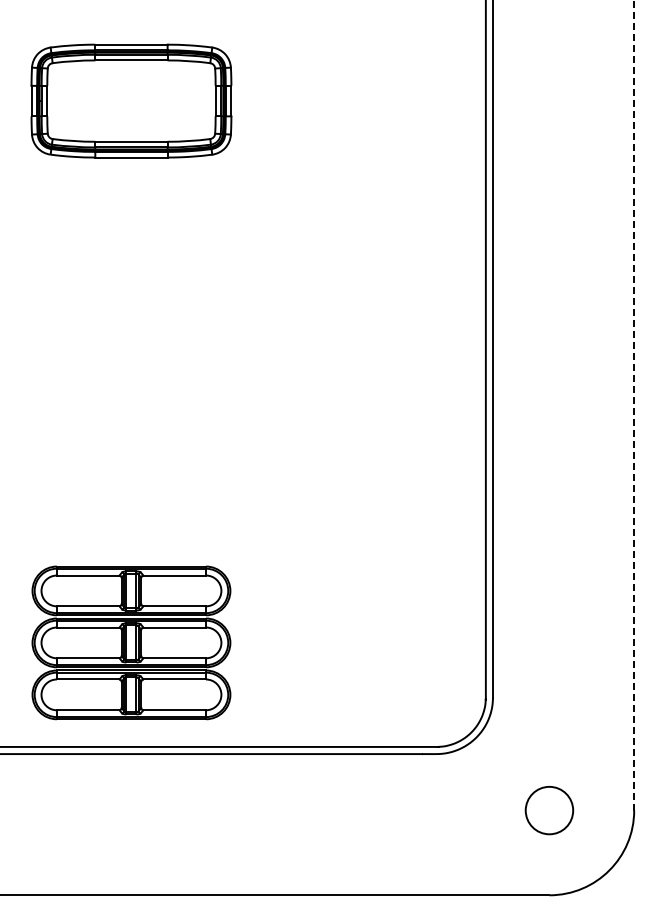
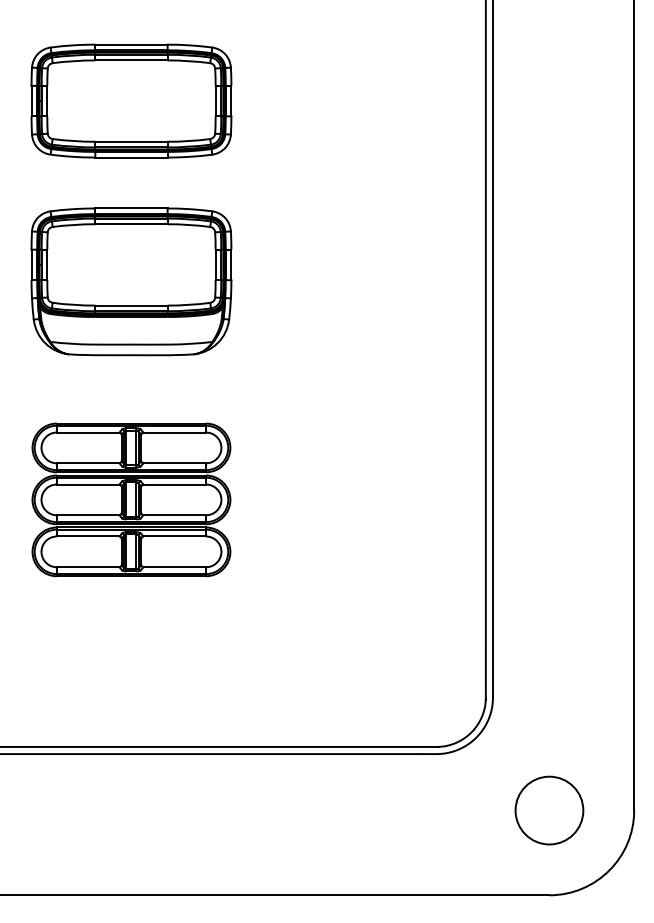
part: none -> present (131, 281)
line: dashed -> solid (634, 405)
part position: (131, 642) -> (131, 499) (131, 499)
circle diameter: 47 px -> 68 px (549, 810)
